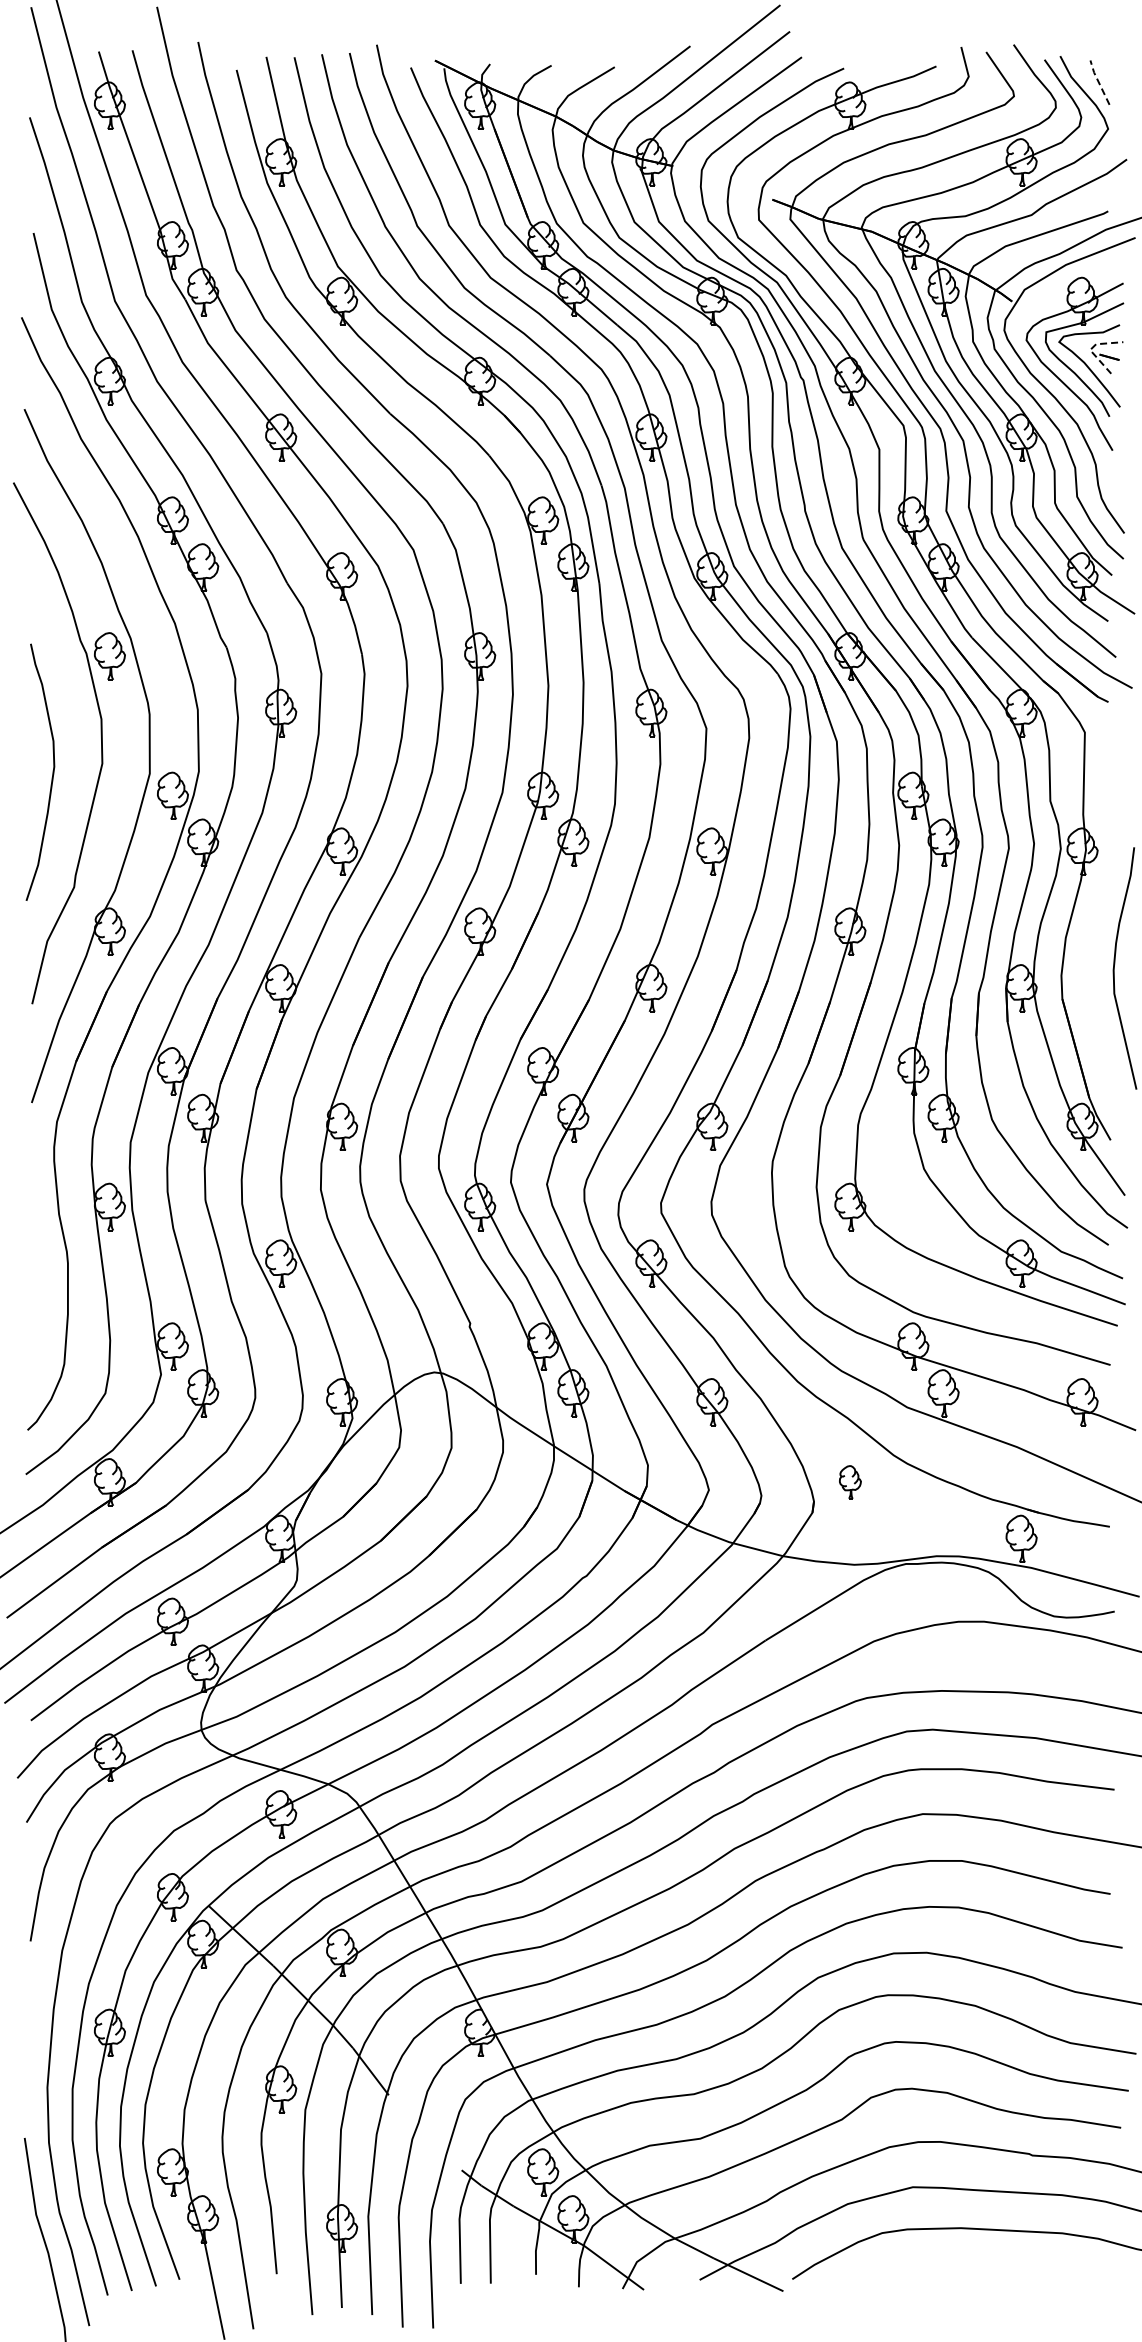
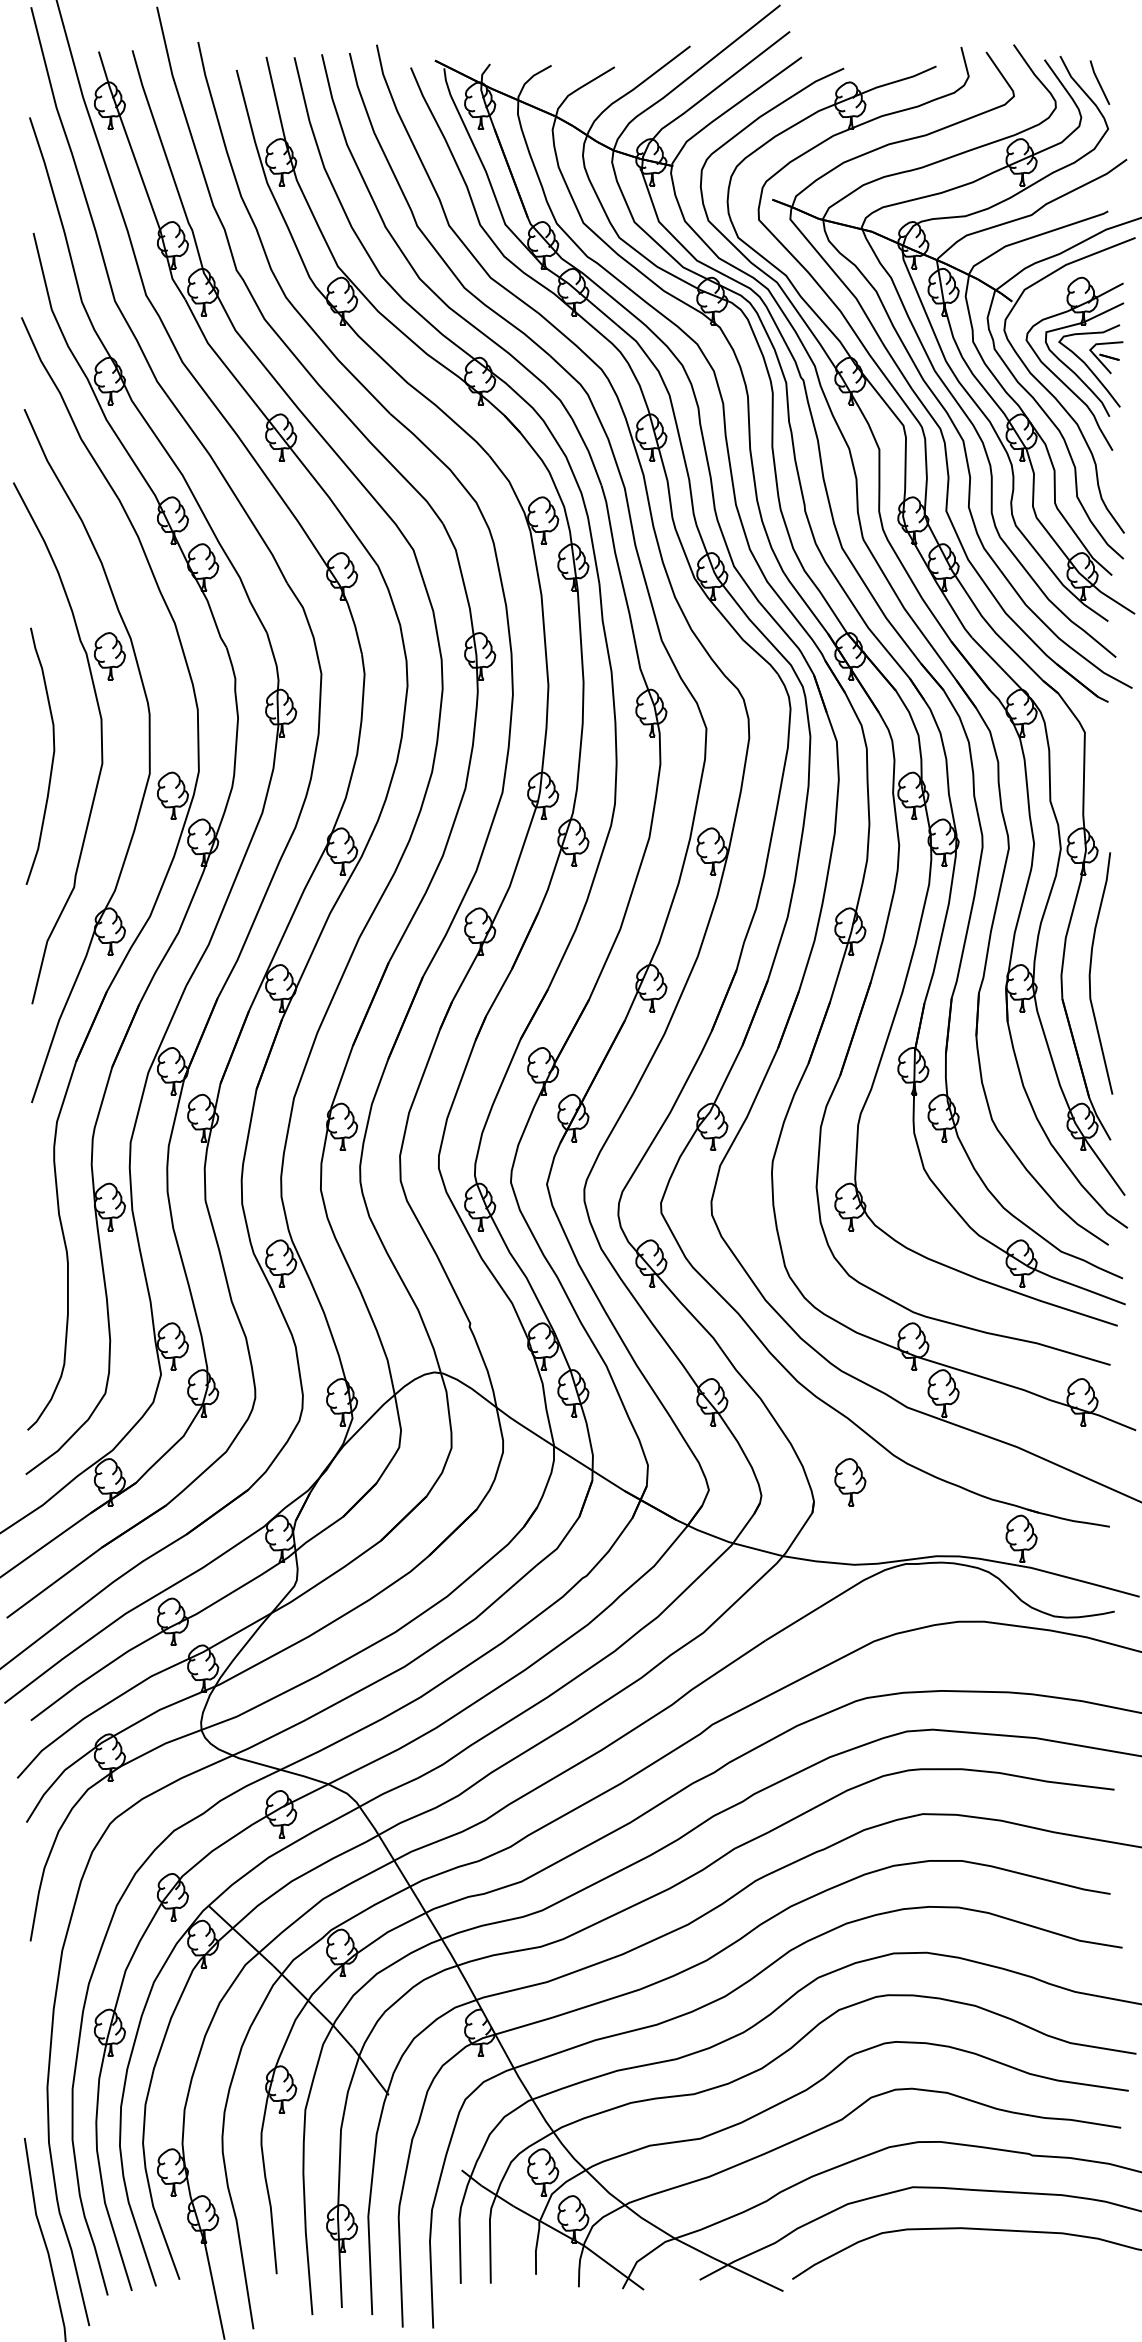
line: dashed -> solid (1098, 82)
line: dashed -> solid (1092, 348)
curve position: (52, 771) -> (52, 755) (52, 755)
curve position: (1115, 964) -> (1091, 969) (1091, 969)
part size: 23x35 px -> 33x49 px (850, 1482)
